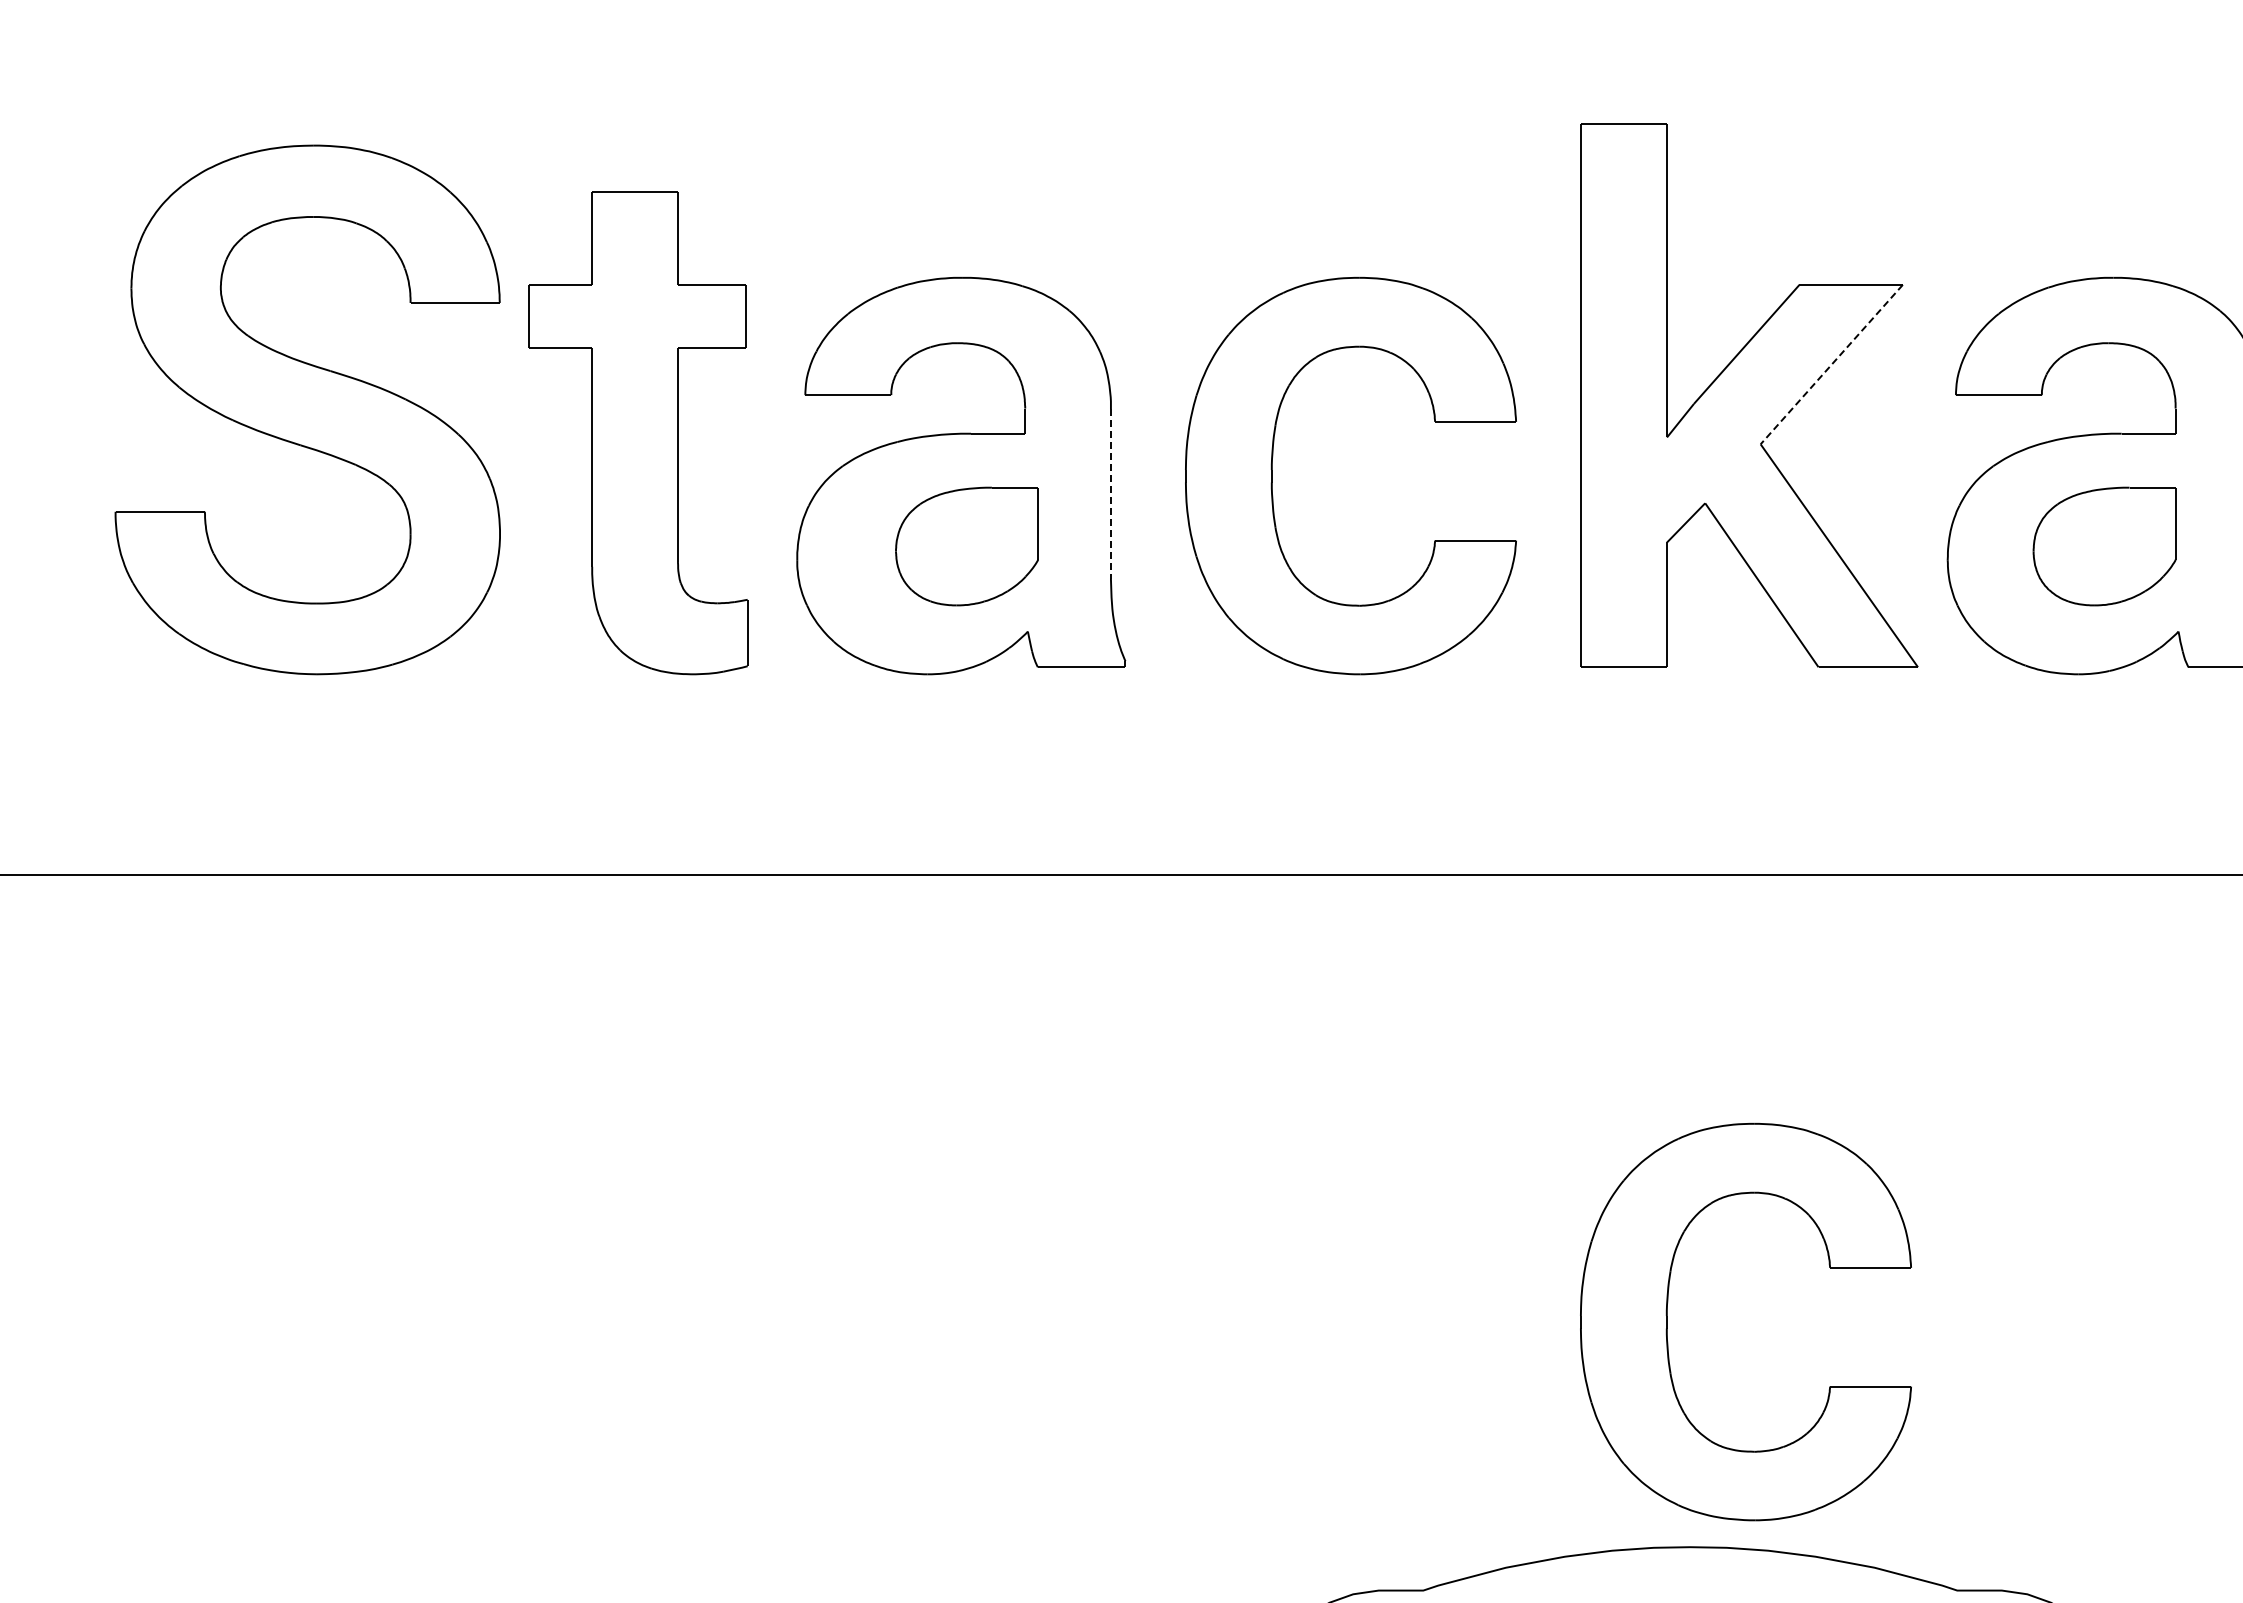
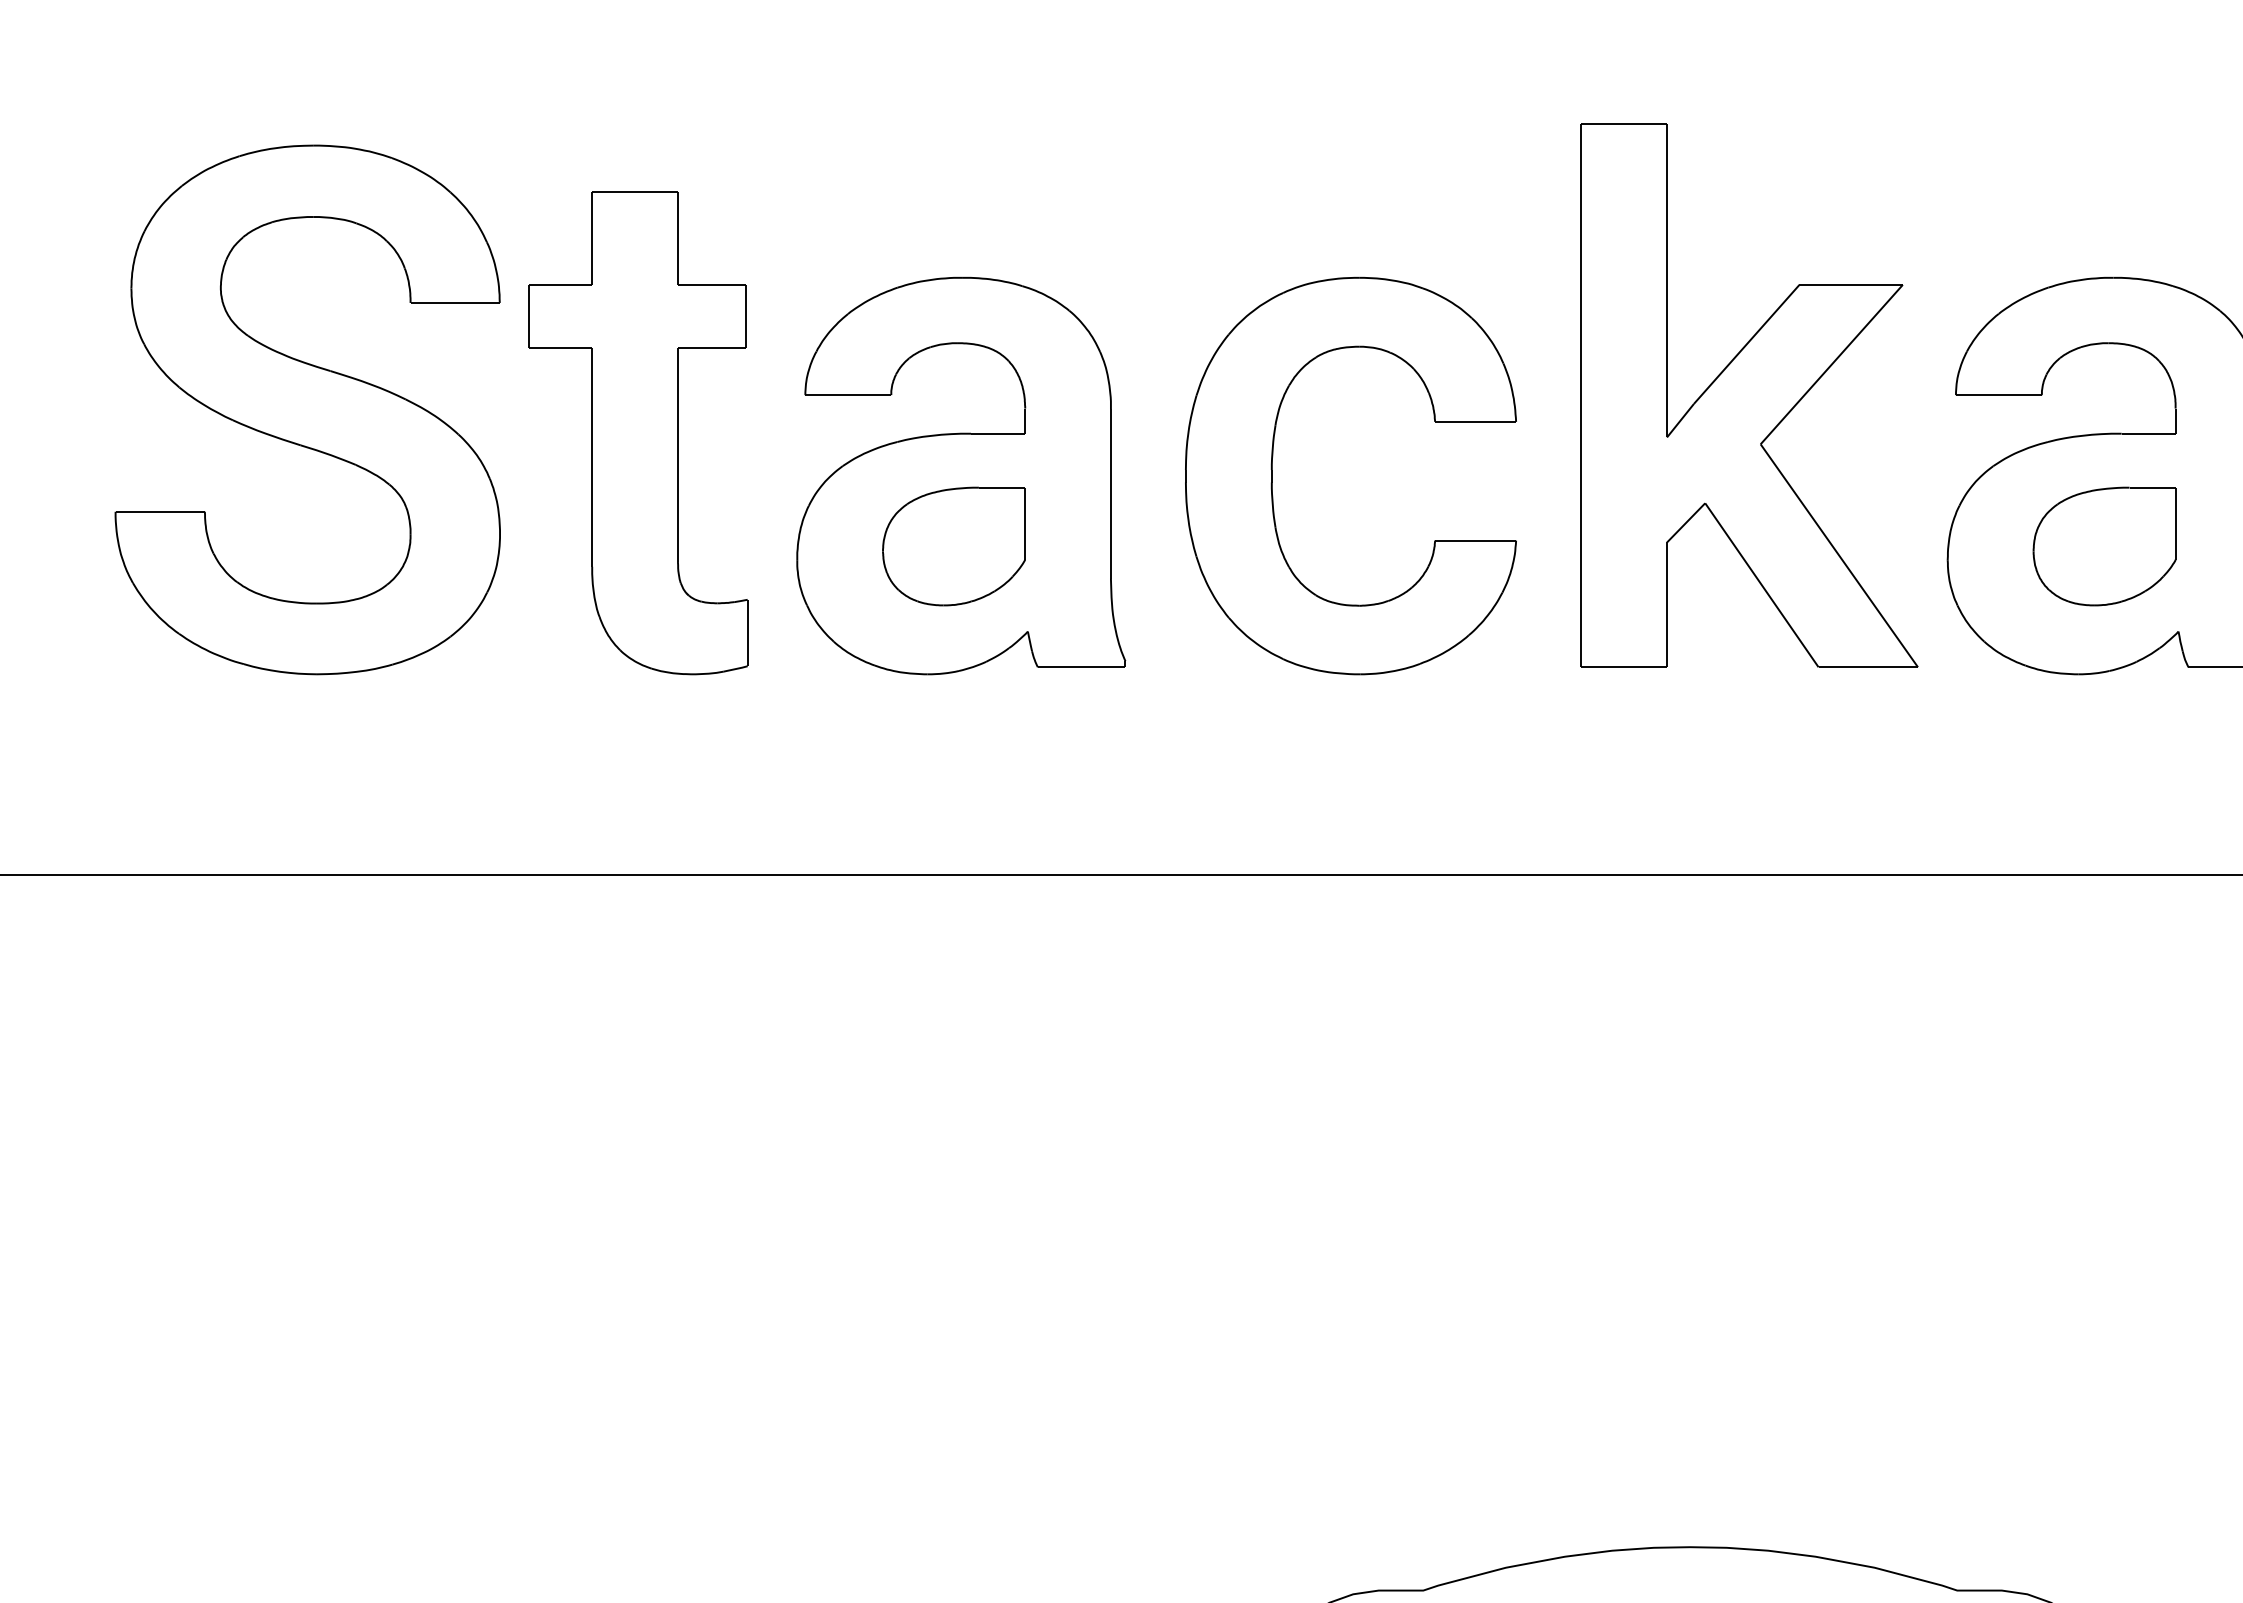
line: dashed -> solid (1831, 364)
line: dashed -> solid (1110, 494)
part position: (966, 546) -> (953, 546) (953, 546)
part: present -> none (1667, 1321)
